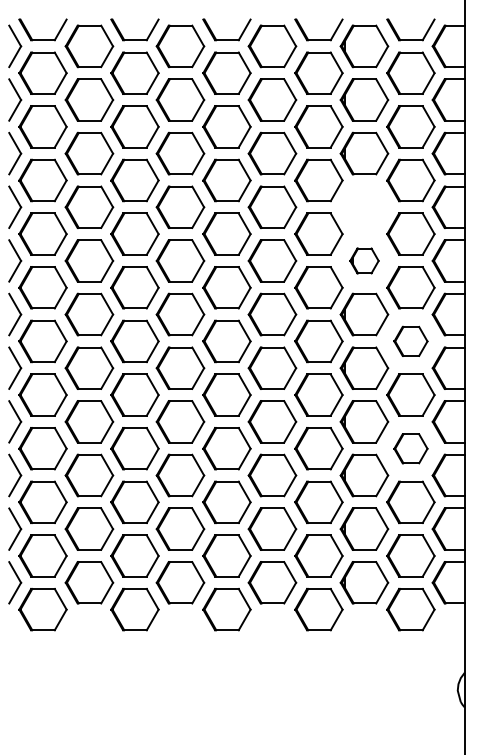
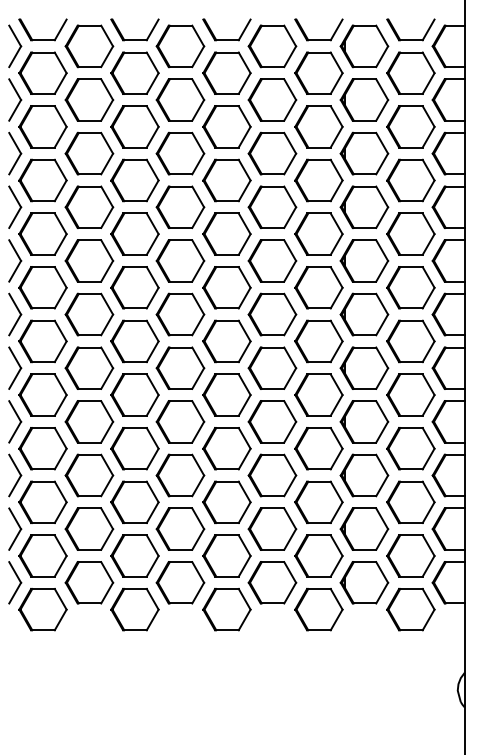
part: none -> present (364, 206)
part size: 31x28 px -> 51x44 px (364, 260)
part size: 36x32 px -> 50x45 px (410, 341)
part size: 36x32 px -> 50x44 px (410, 448)
